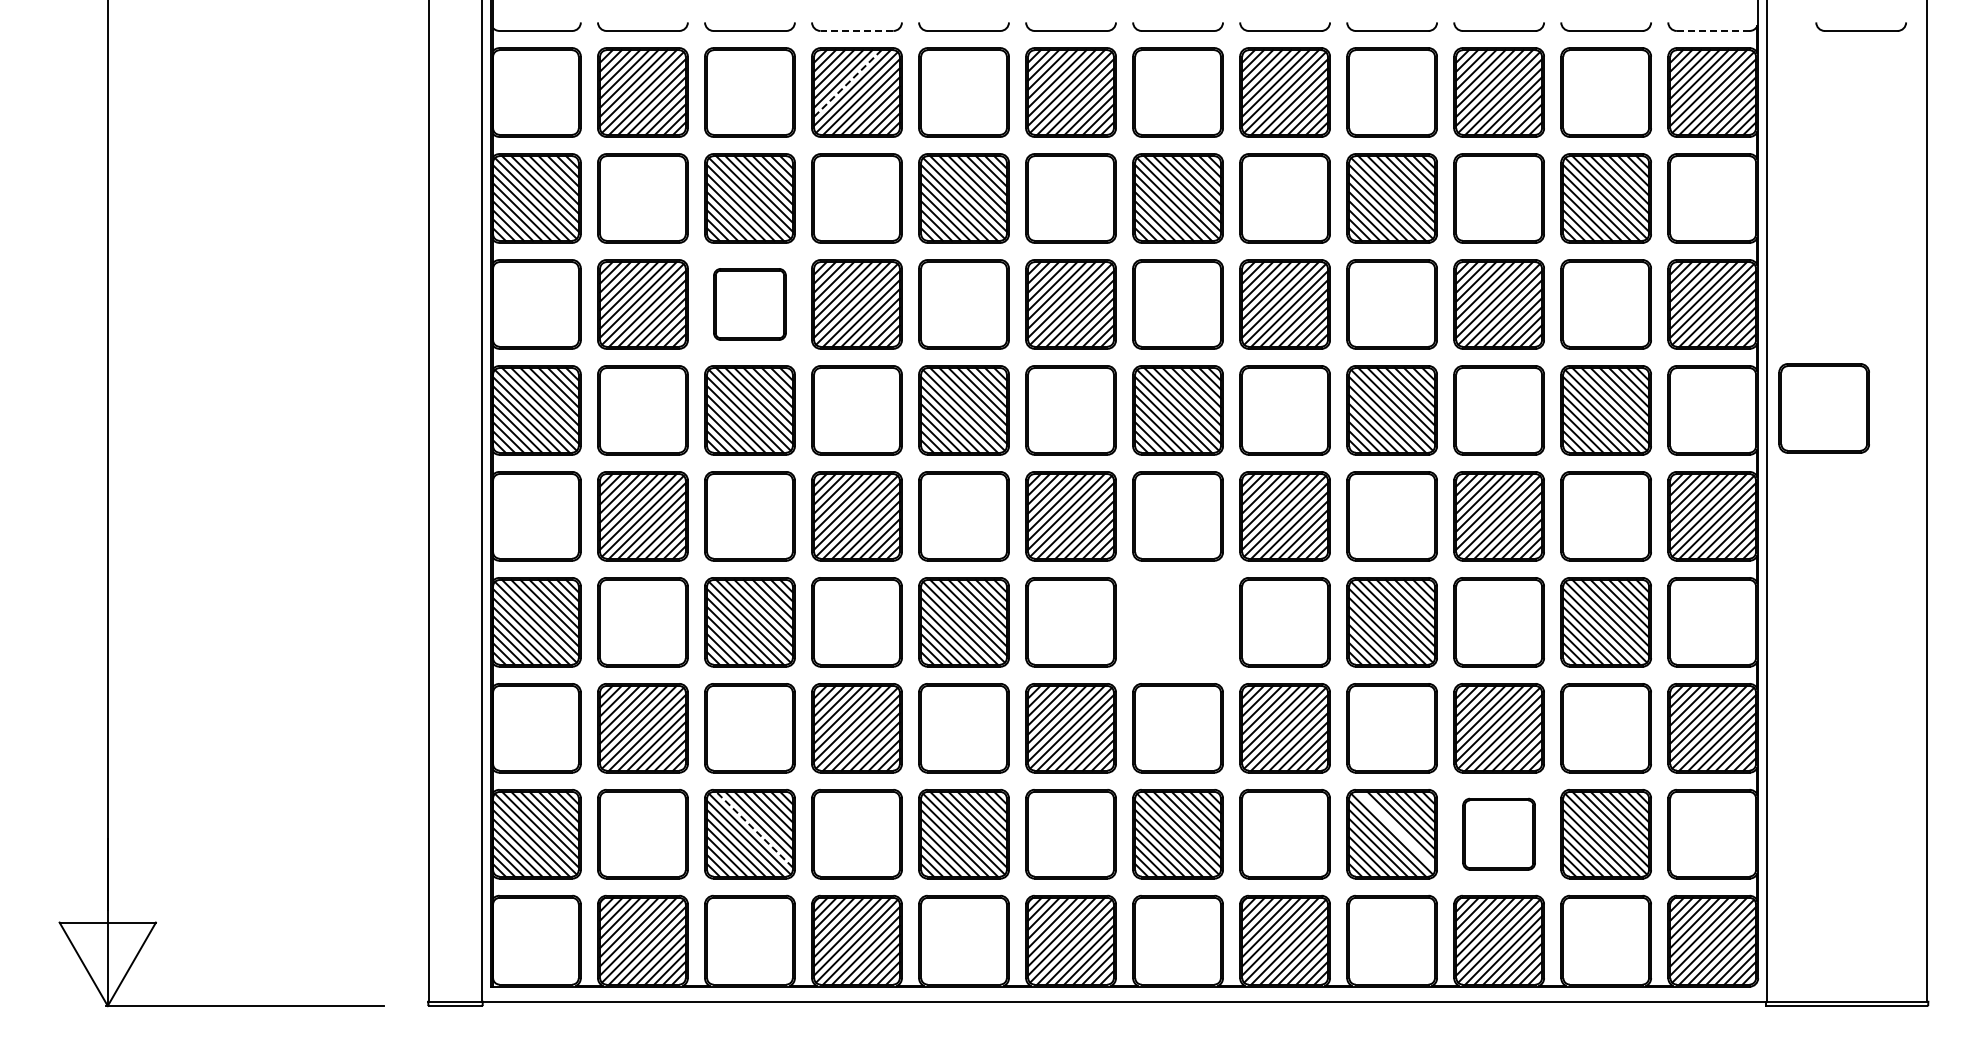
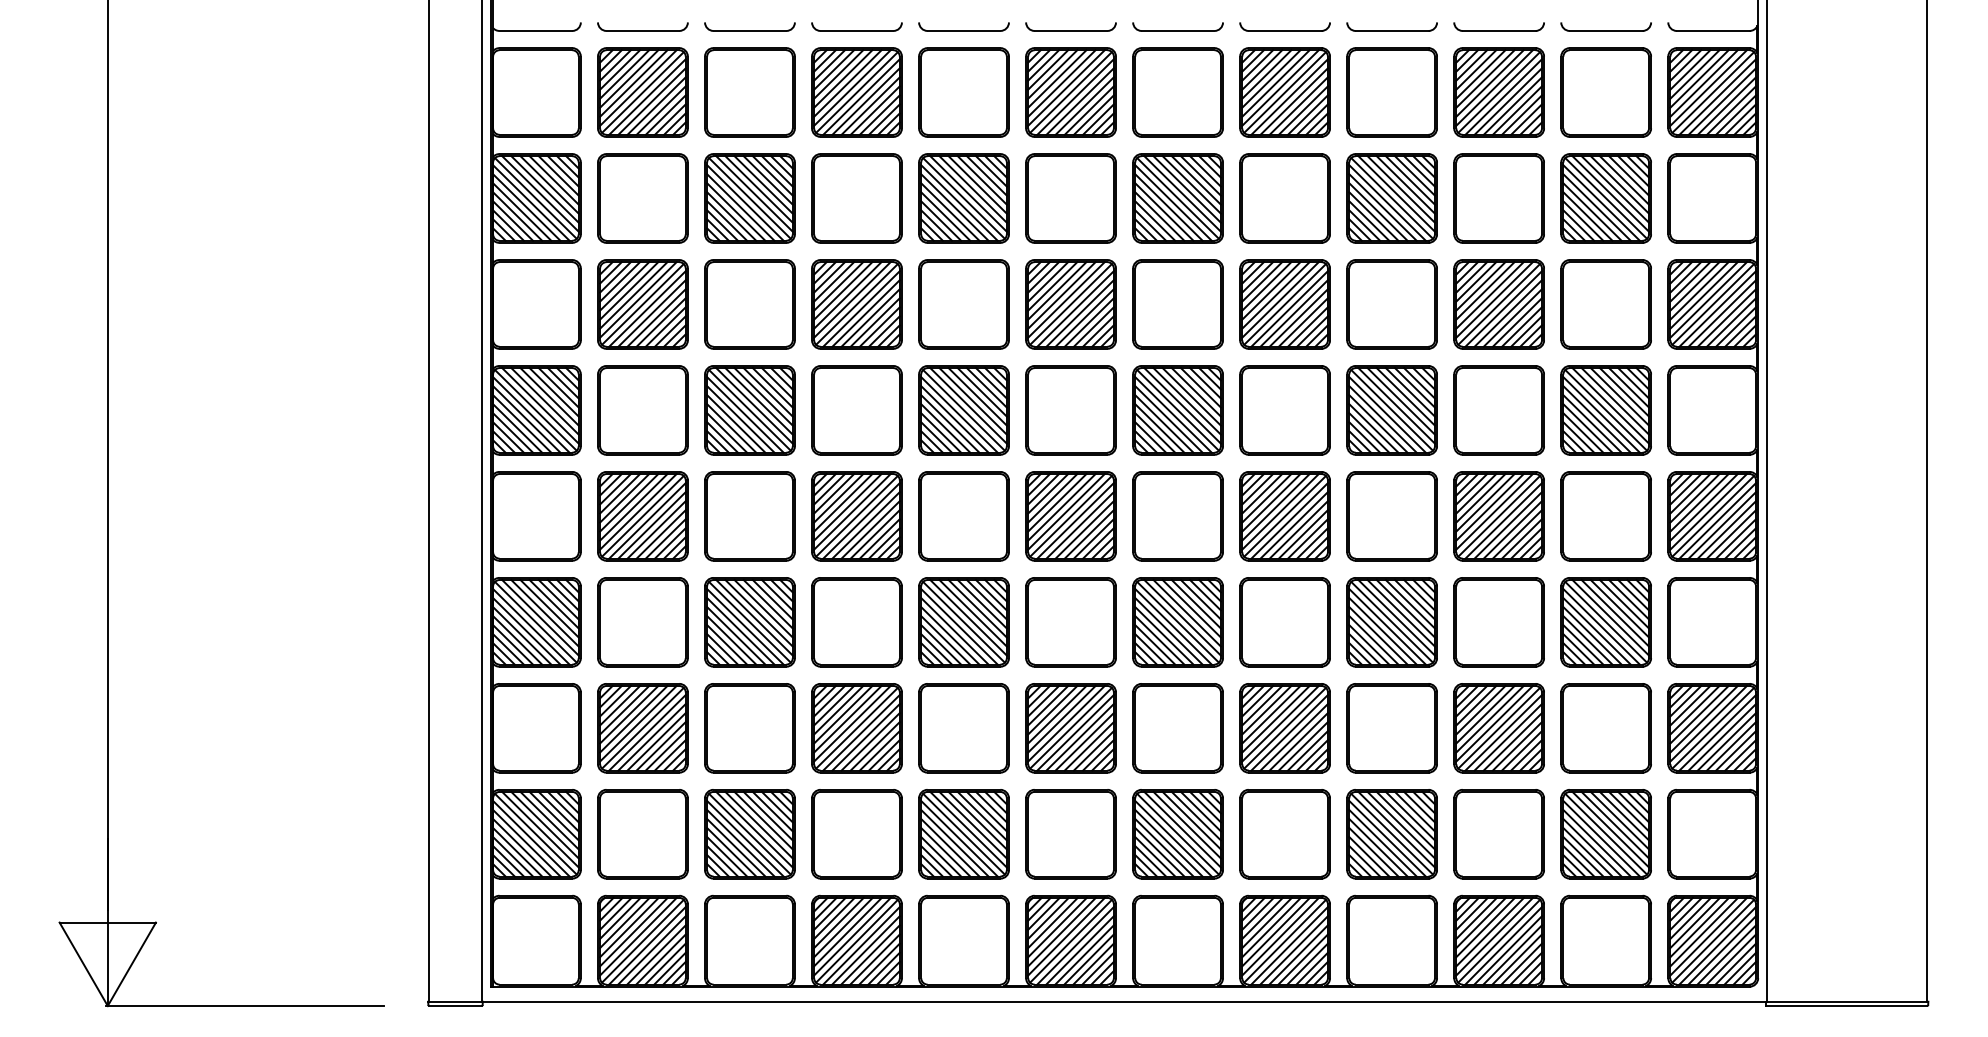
part: present -> none (1860, 26)
line: dashed -> solid (856, 30)
line: dashed -> solid (1712, 30)
line: dashed -> solid (848, 83)
part size: 74x73 px -> 92x91 px (749, 304)
part: present -> none (1823, 408)
part: none -> present (1177, 622)
line: dashed -> solid (754, 829)
line: none -> present (1396, 829)
part size: 74x74 px -> 92x91 px (1498, 834)
